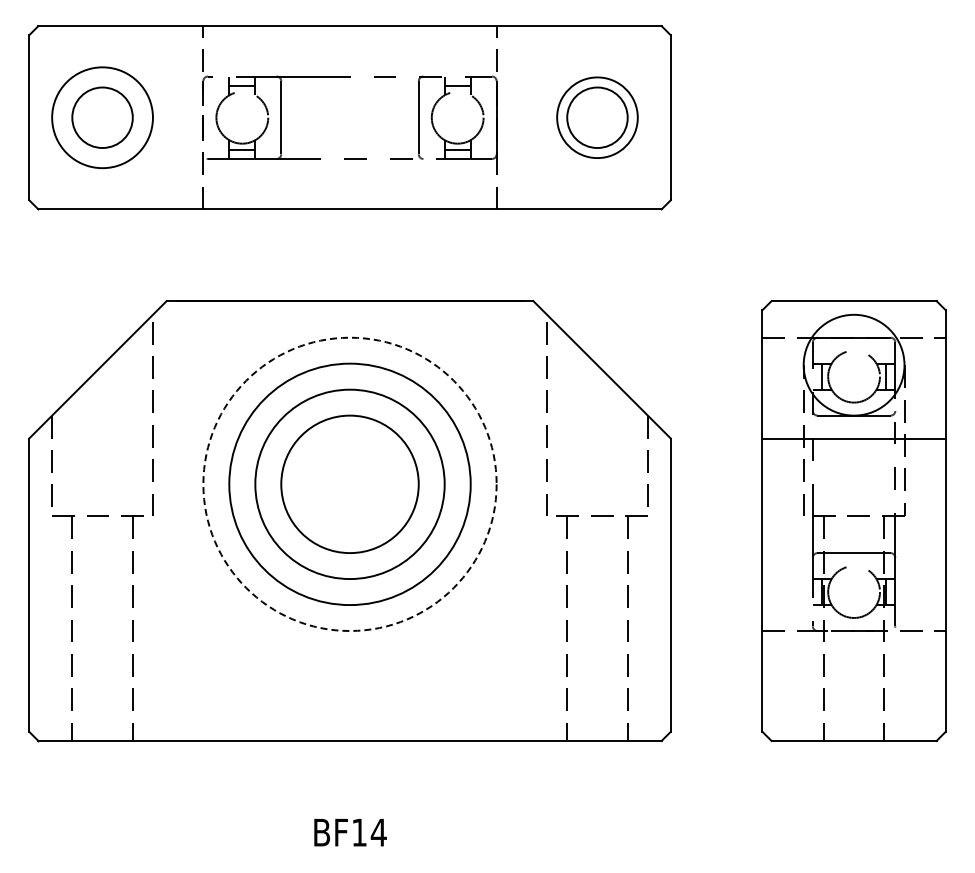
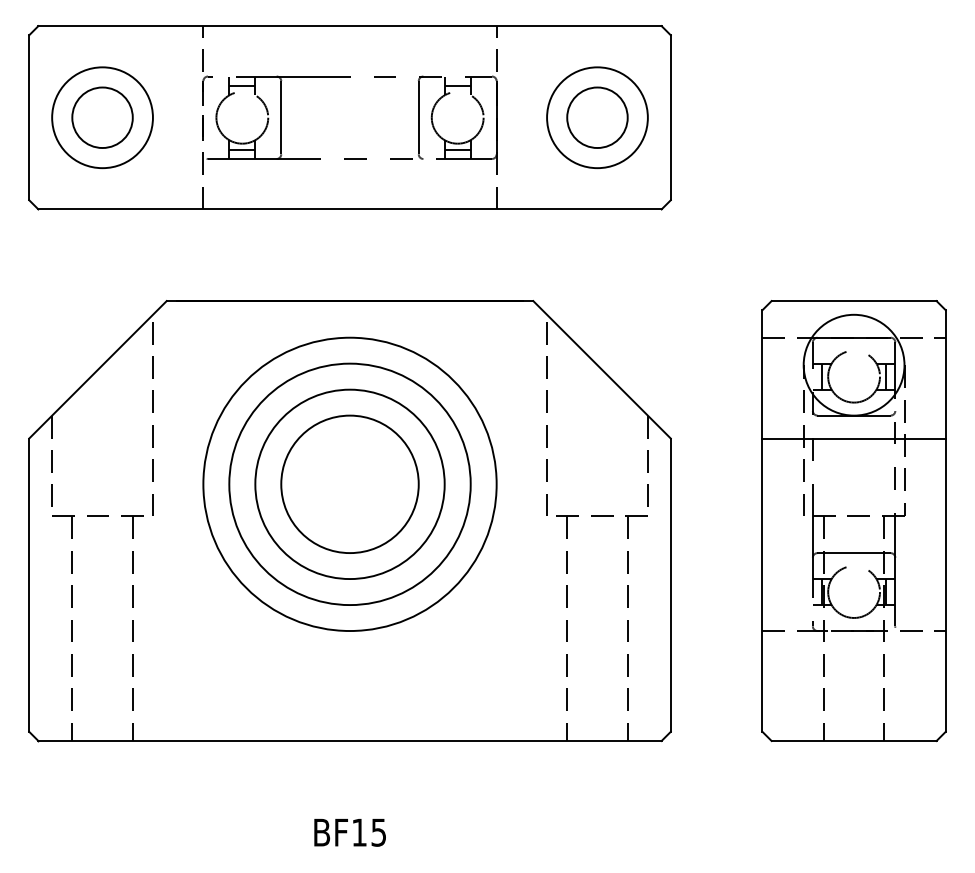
circle diameter: 81 px -> 101 px (597, 117)
circle: dashed -> solid (349, 484)
text: BF14 -> BF15 (378, 832)
